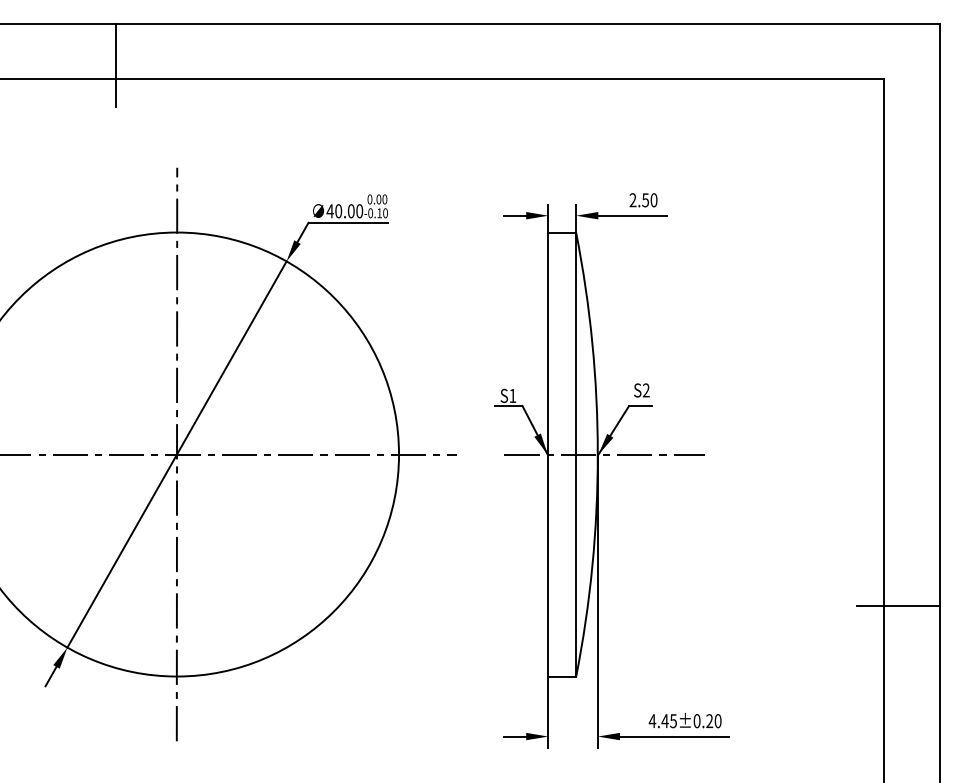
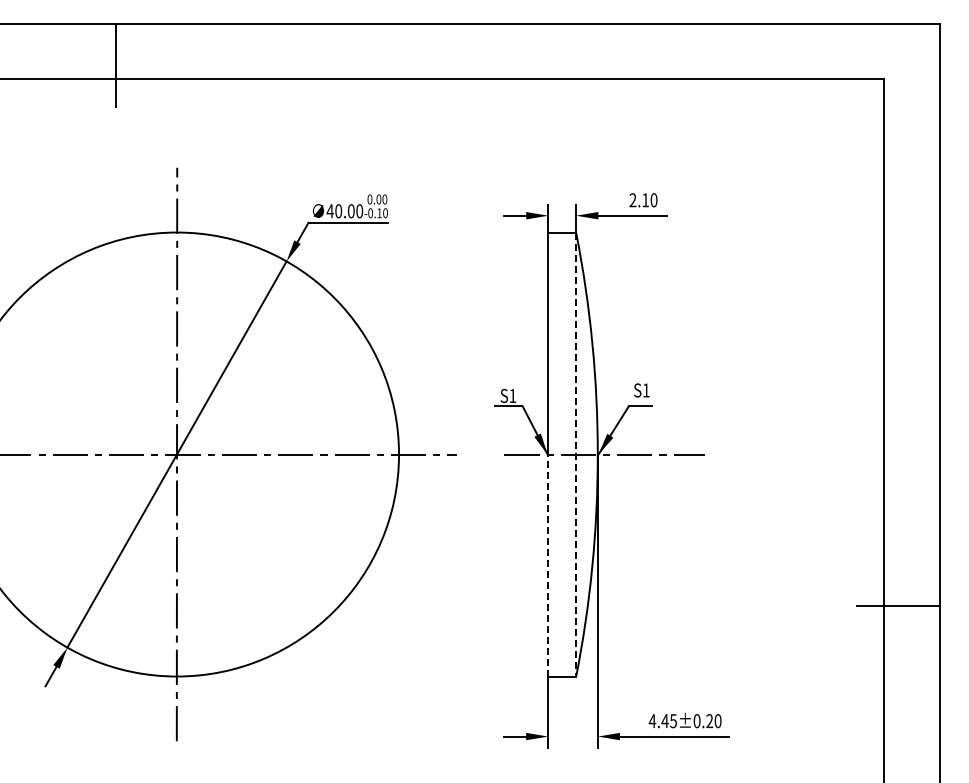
text: 2.50 -> 2.10 (645, 200)
text: S2 -> S1 (645, 390)
line: solid -> dashed (576, 454)
line: solid -> dashed (548, 565)
